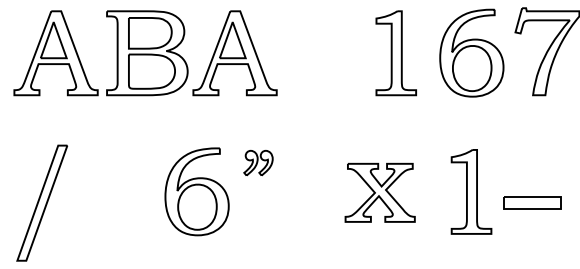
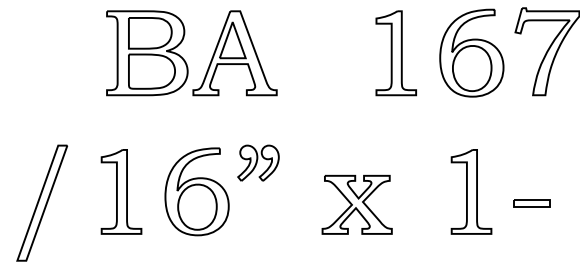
part: present -> none (55, 53)
part size: 31x27 px -> 43x38 px (258, 162)
part: none -> present (121, 191)
part position: (379, 192) -> (356, 204) (356, 204)
part size: 59x14 px -> 38x9 px (531, 203)
